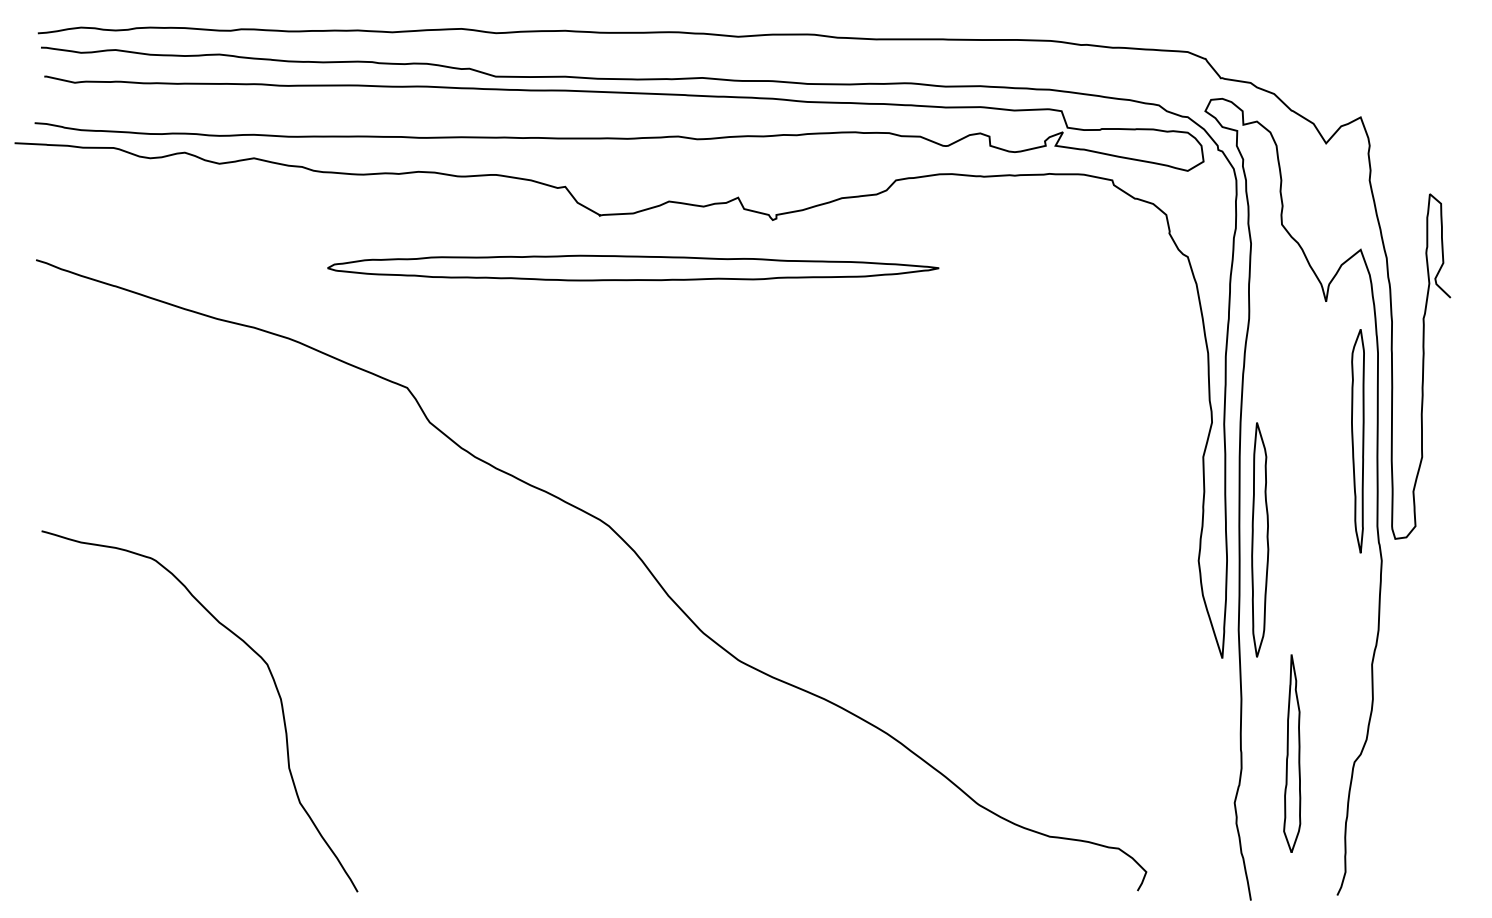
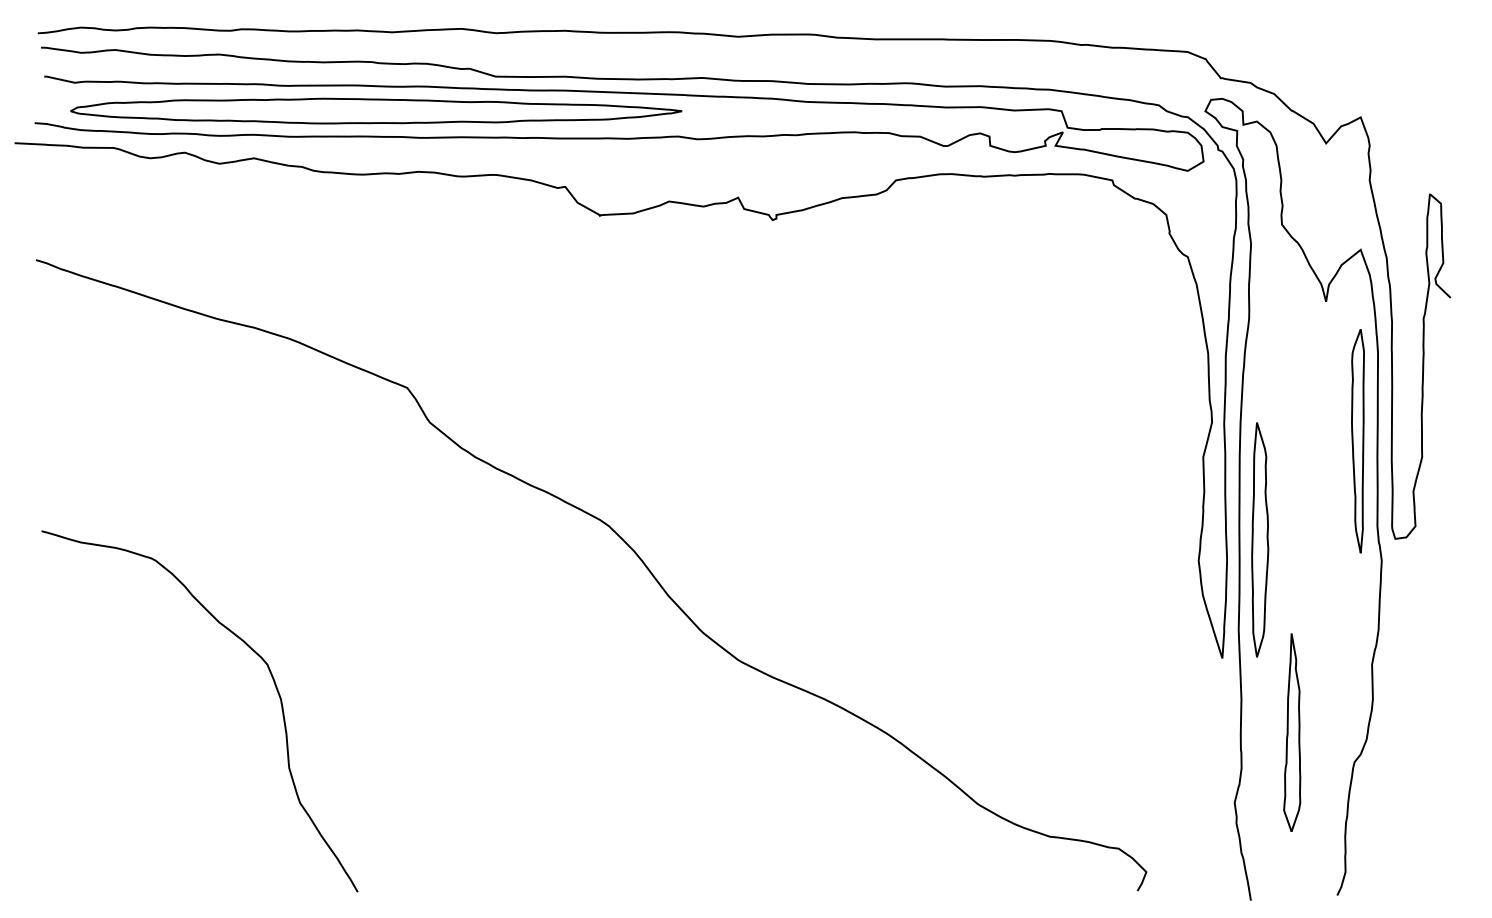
part position: (633, 267) -> (376, 110) (376, 110)
part position: (1292, 753) -> (1292, 732) (1292, 732)
